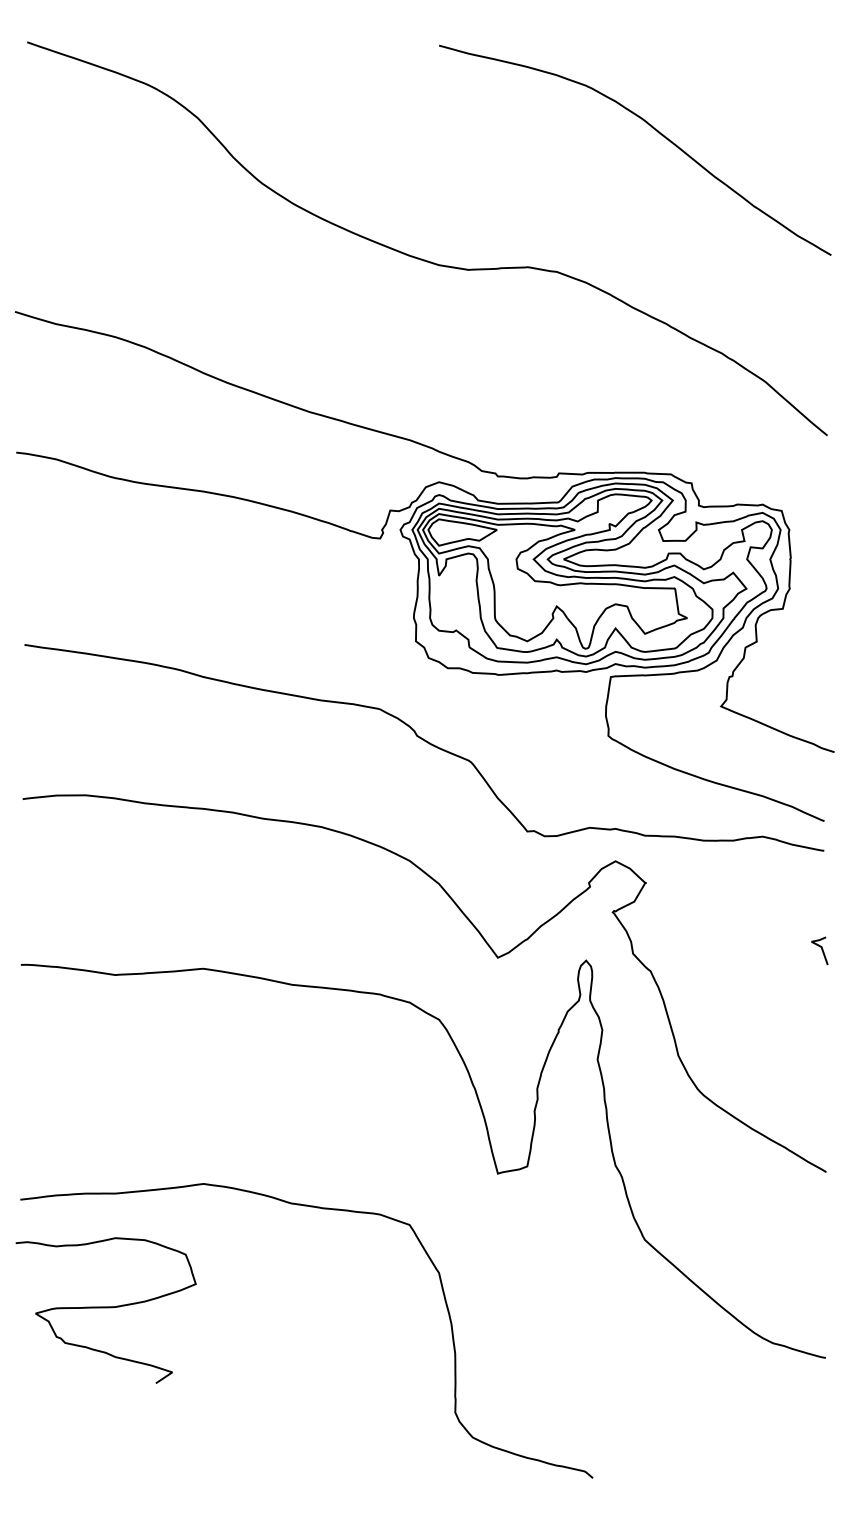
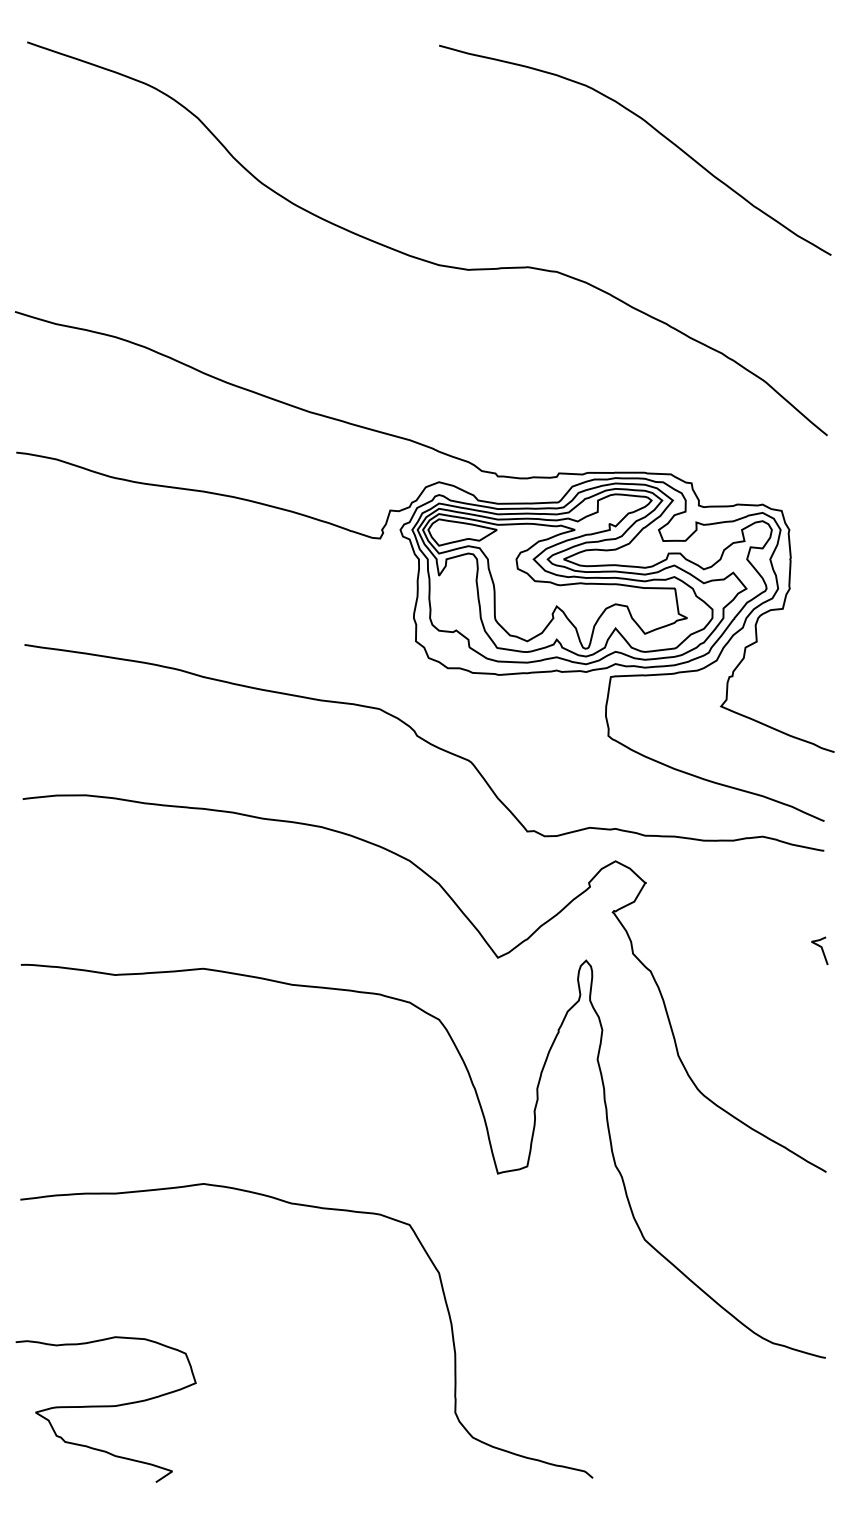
curve position: (105, 1308) -> (105, 1407) (105, 1407)
